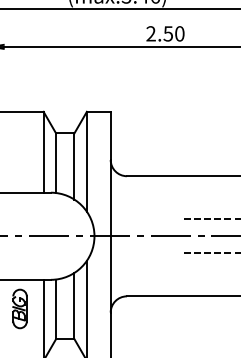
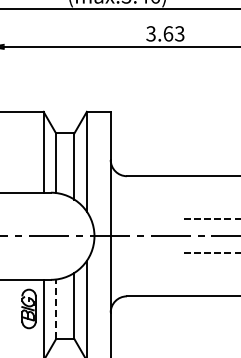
text: 2.50 -> 3.63 (165, 33)
part position: (19, 308) -> (28, 308) (28, 308)
line: solid -> dashed (56, 309)
